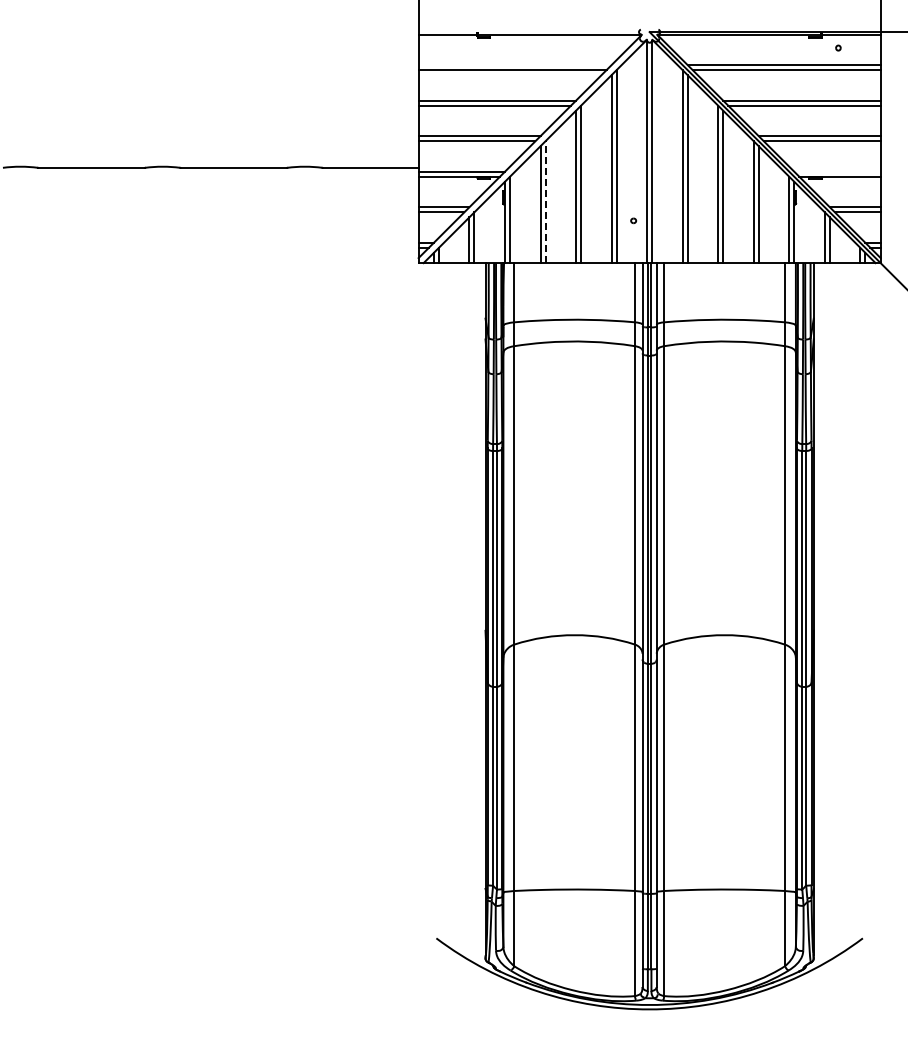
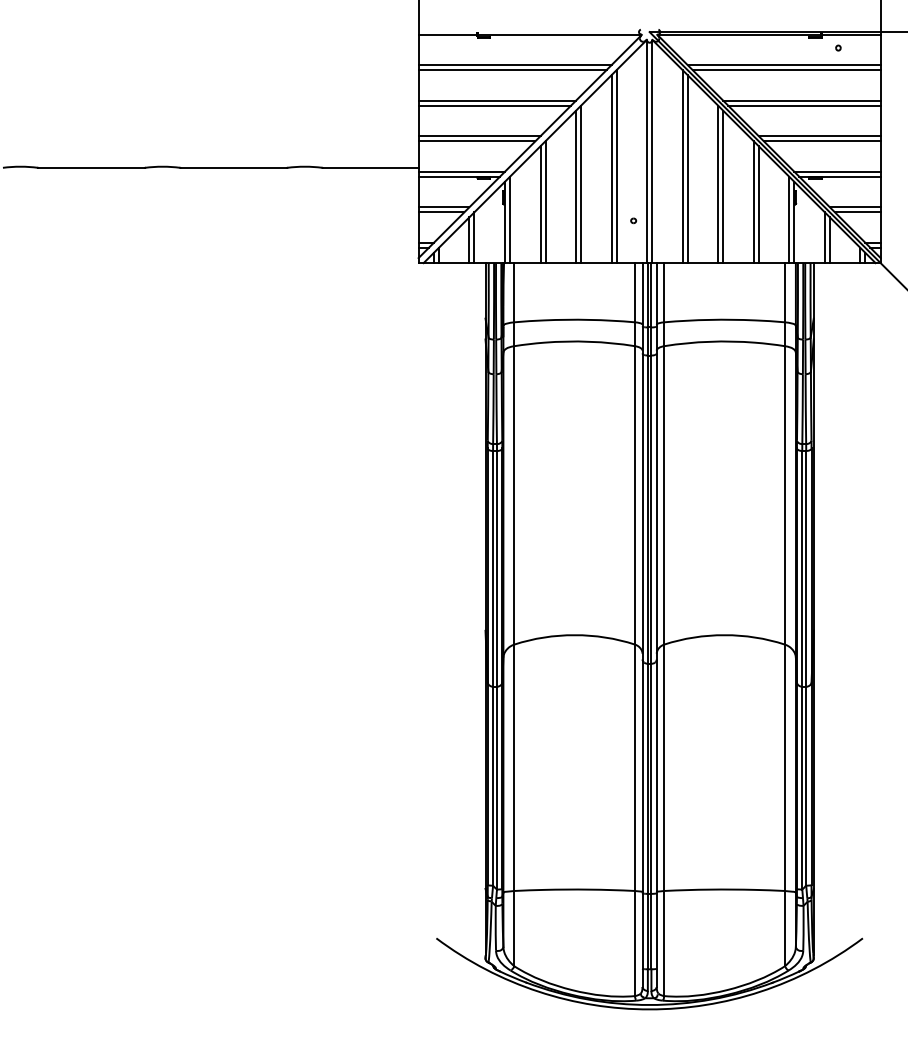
line: none -> present (514, 65)
line: none -> present (837, 171)
line: dashed -> solid (545, 202)
